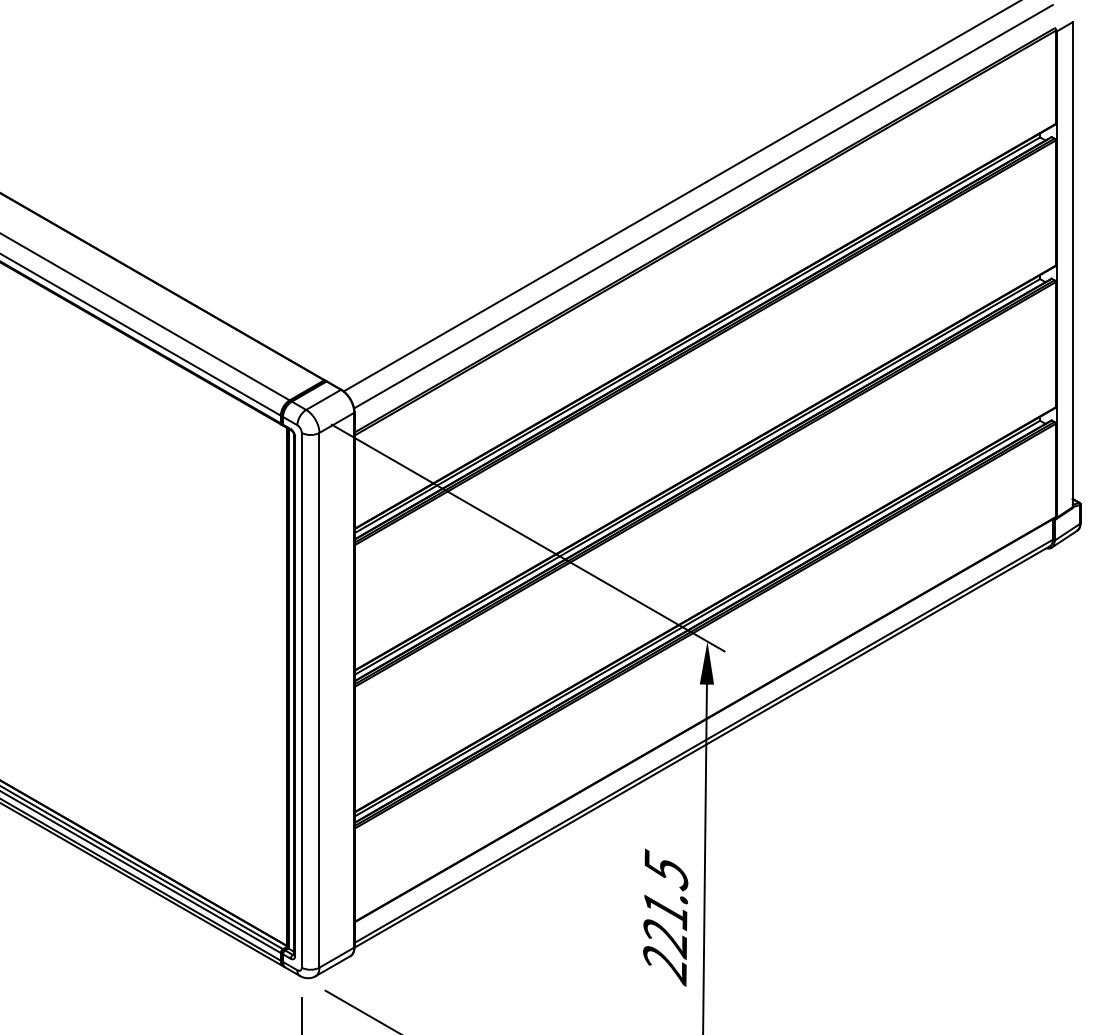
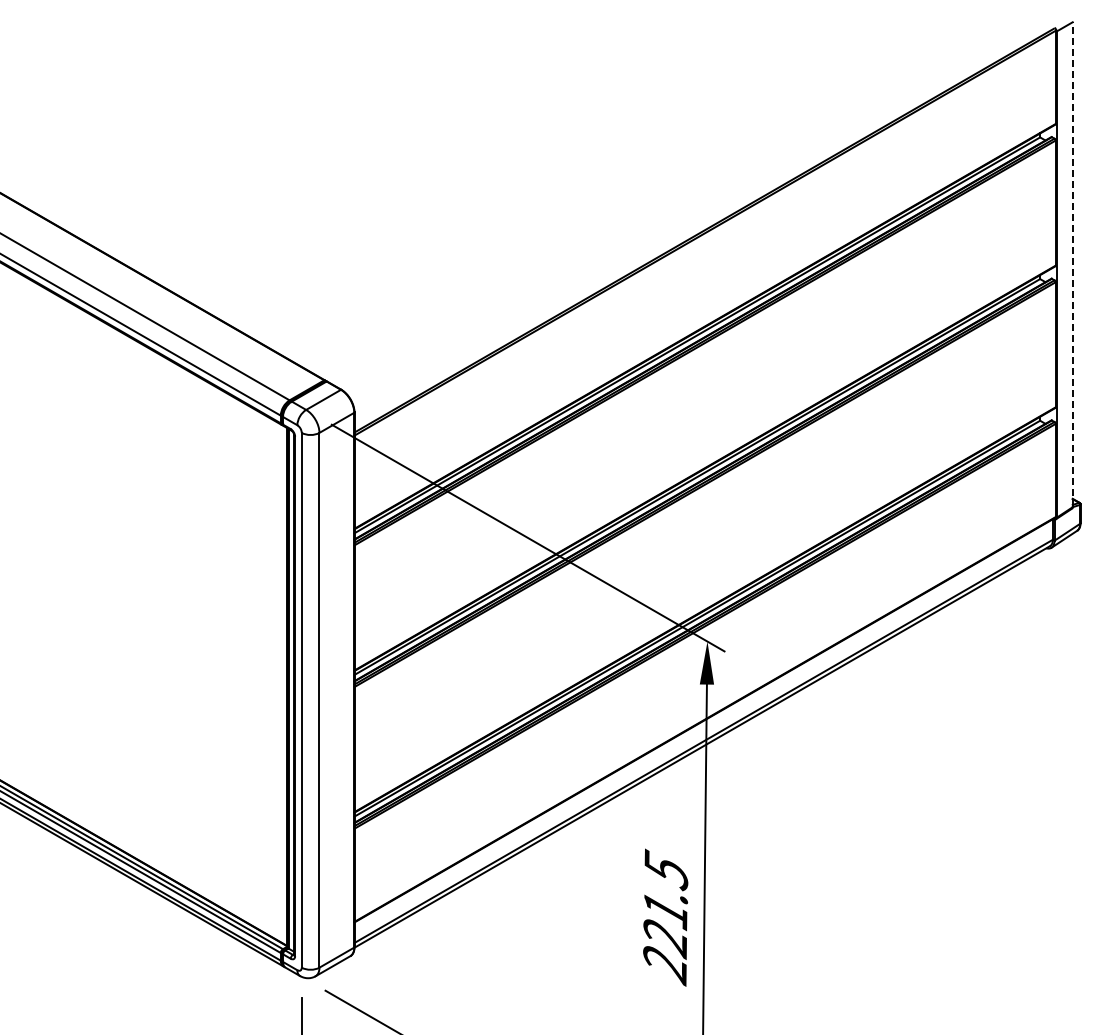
line: present -> none (680, 196)
line: present -> none (703, 206)
line: solid -> dashed (1072, 264)
